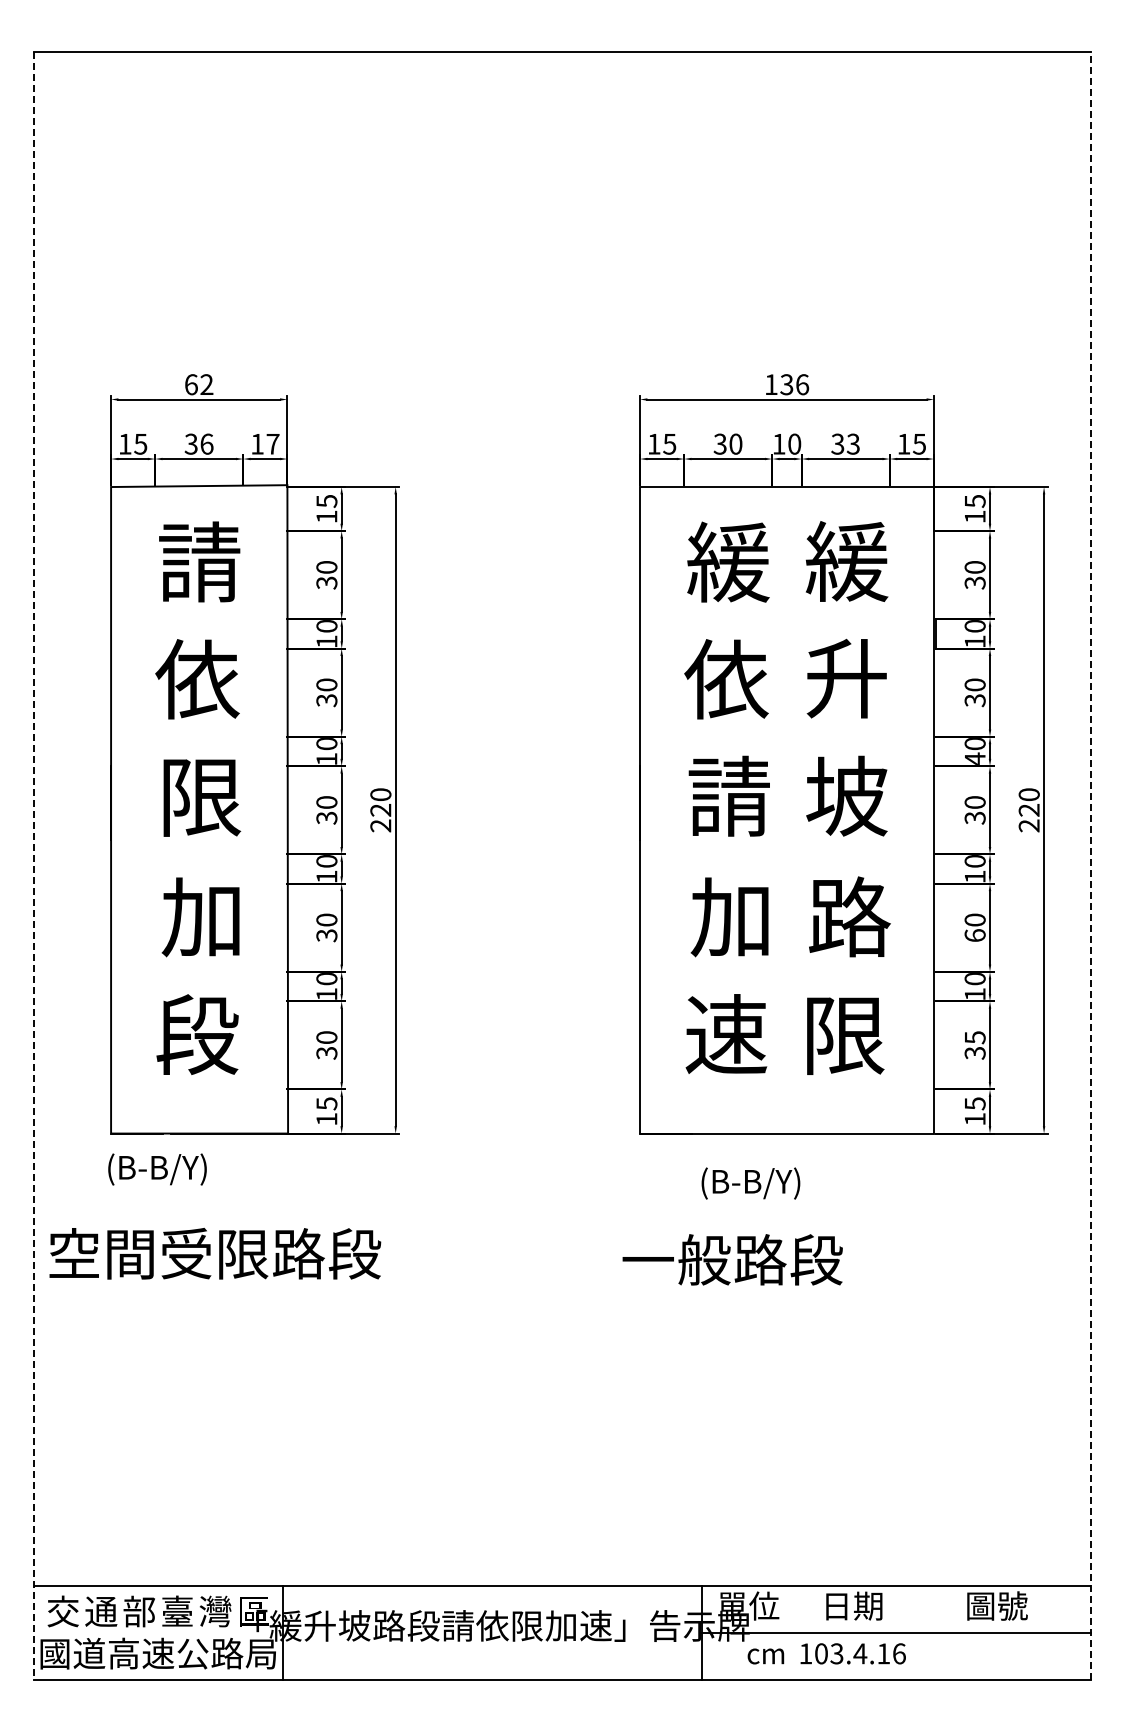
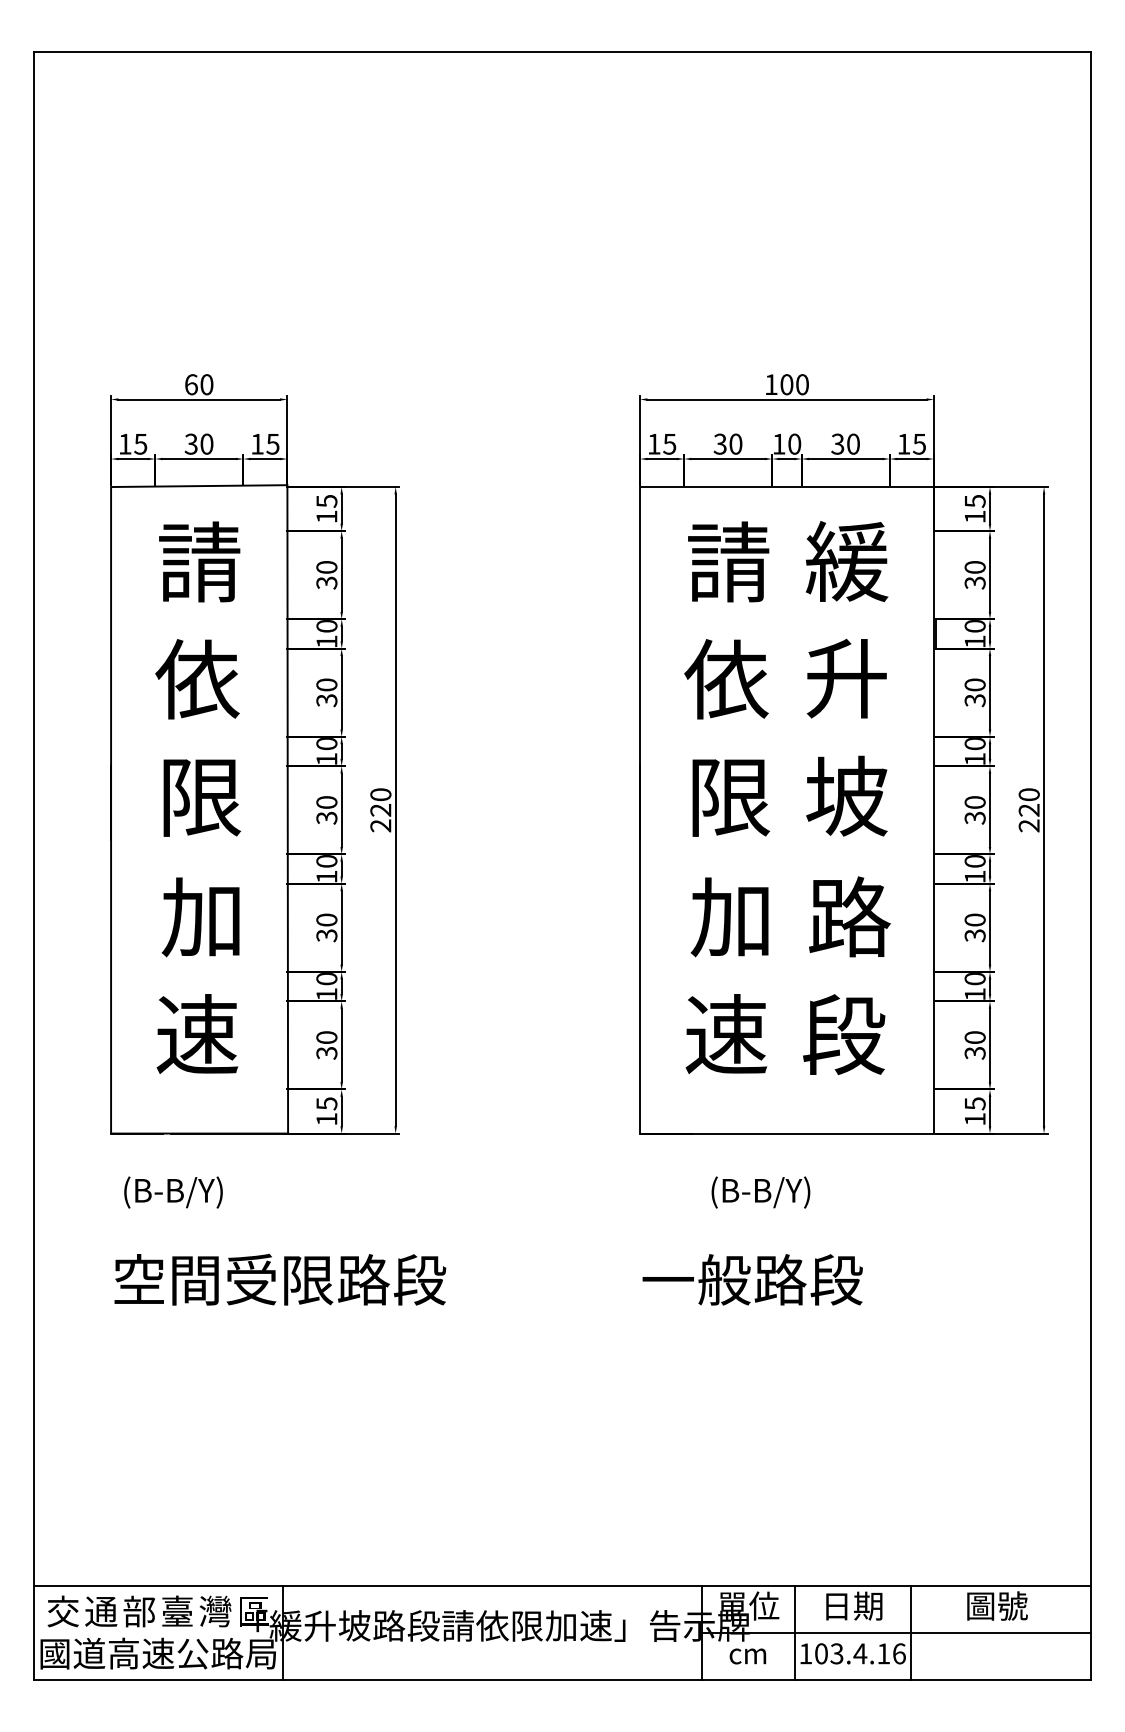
text: 62 -> 60 (206, 384)
text: 136 -> 100 (794, 384)
text: 36 -> 30 (206, 443)
text: 33 -> 30 (853, 443)
text: 17 -> 15 (272, 444)
text: 緩 -> 請 (728, 561)
text: 40 -> 10 (975, 758)
text: 請 -> 限 (729, 795)
line: dashed -> solid (1091, 865)
line: dashed -> solid (33, 866)
text: 60 -> 30 (974, 935)
text: 段 -> 速 (197, 1034)
text: 限 -> 段 (844, 1034)
text: 35 -> 30 (974, 1037)
text position: (157, 1169) -> (173, 1192) (173, 1192)
text position: (750, 1183) -> (760, 1192) (760, 1192)
text position: (215, 1253) -> (280, 1279) (280, 1279)
text position: (732, 1259) -> (752, 1279) (752, 1279)
line: none -> present (794, 1633)
line: none -> present (910, 1633)
text position: (765, 1656) -> (747, 1656) (747, 1656)
